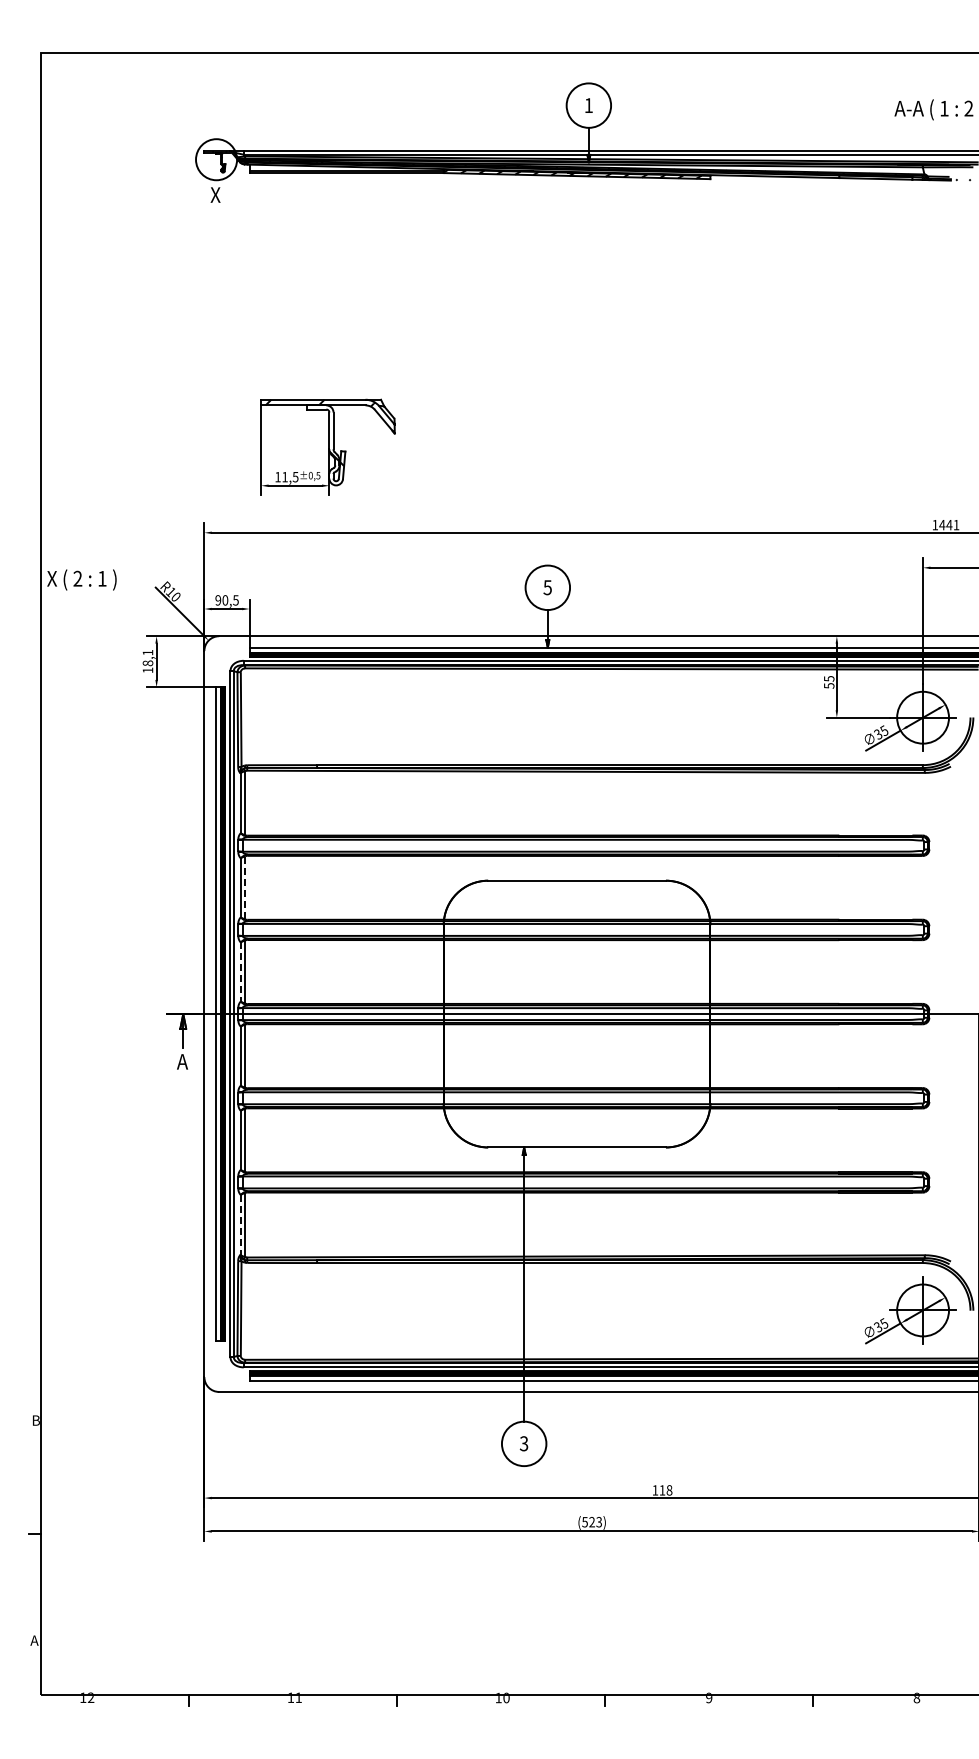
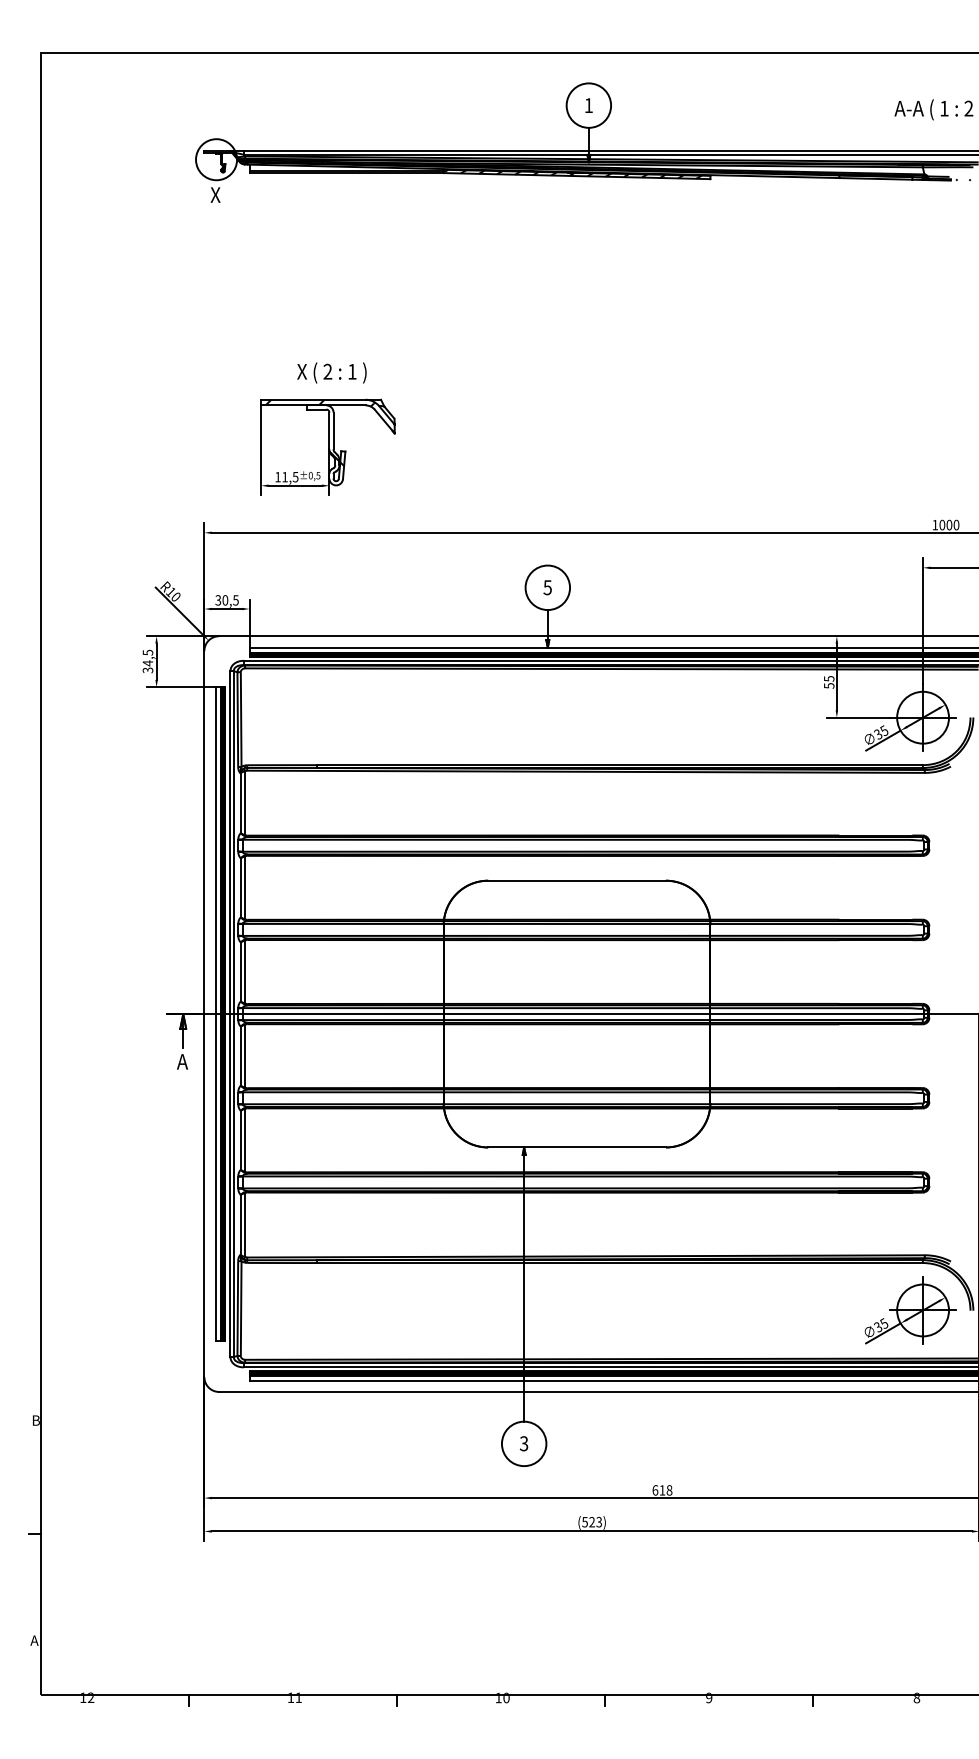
text: 1441 -> 1000 (949, 524)
text position: (81, 579) -> (331, 372) (331, 372)
text: 90,5 -> 30,5 (218, 600)
text: 18,1 -> 34,5 (147, 661)
line: dashed -> solid (245, 887)
line: dashed -> solid (240, 972)
line: dashed -> solid (240, 1225)
text: 118 -> 618 (655, 1490)
